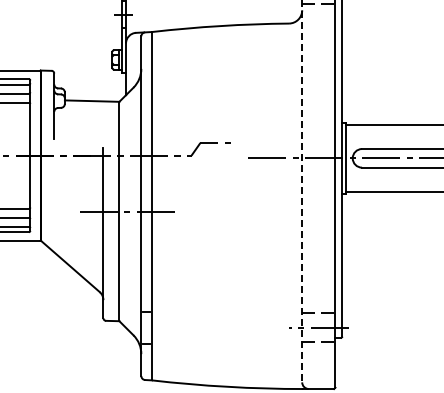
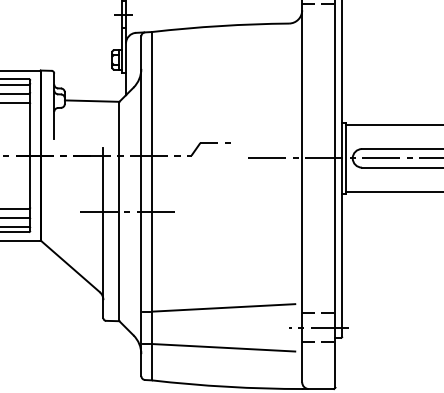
line: dashed -> solid (302, 191)
line: none -> present (223, 307)
line: none -> present (223, 347)
